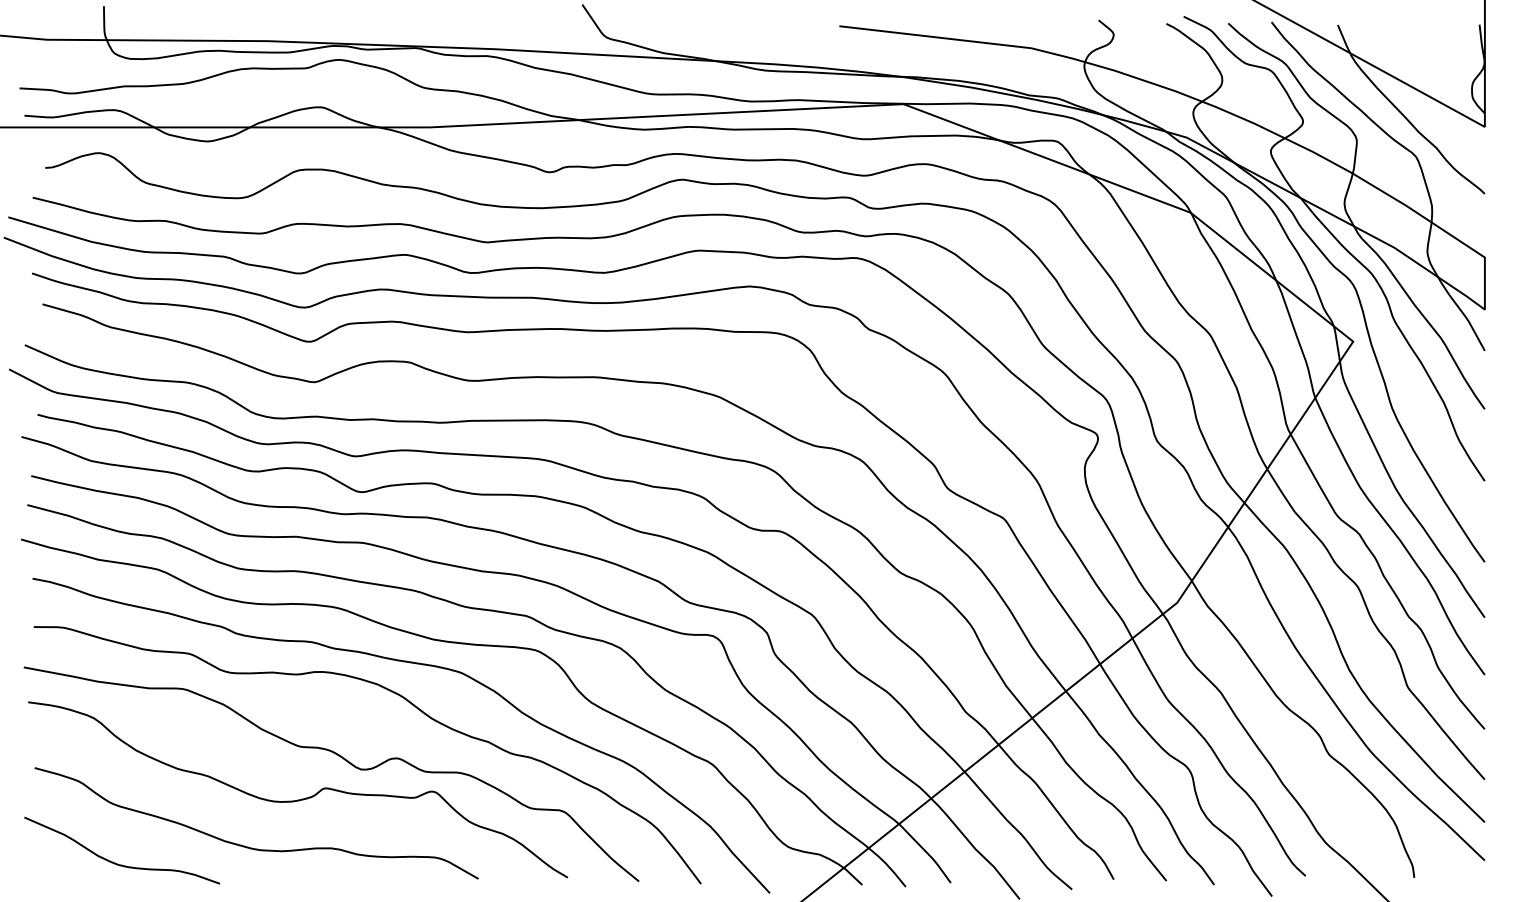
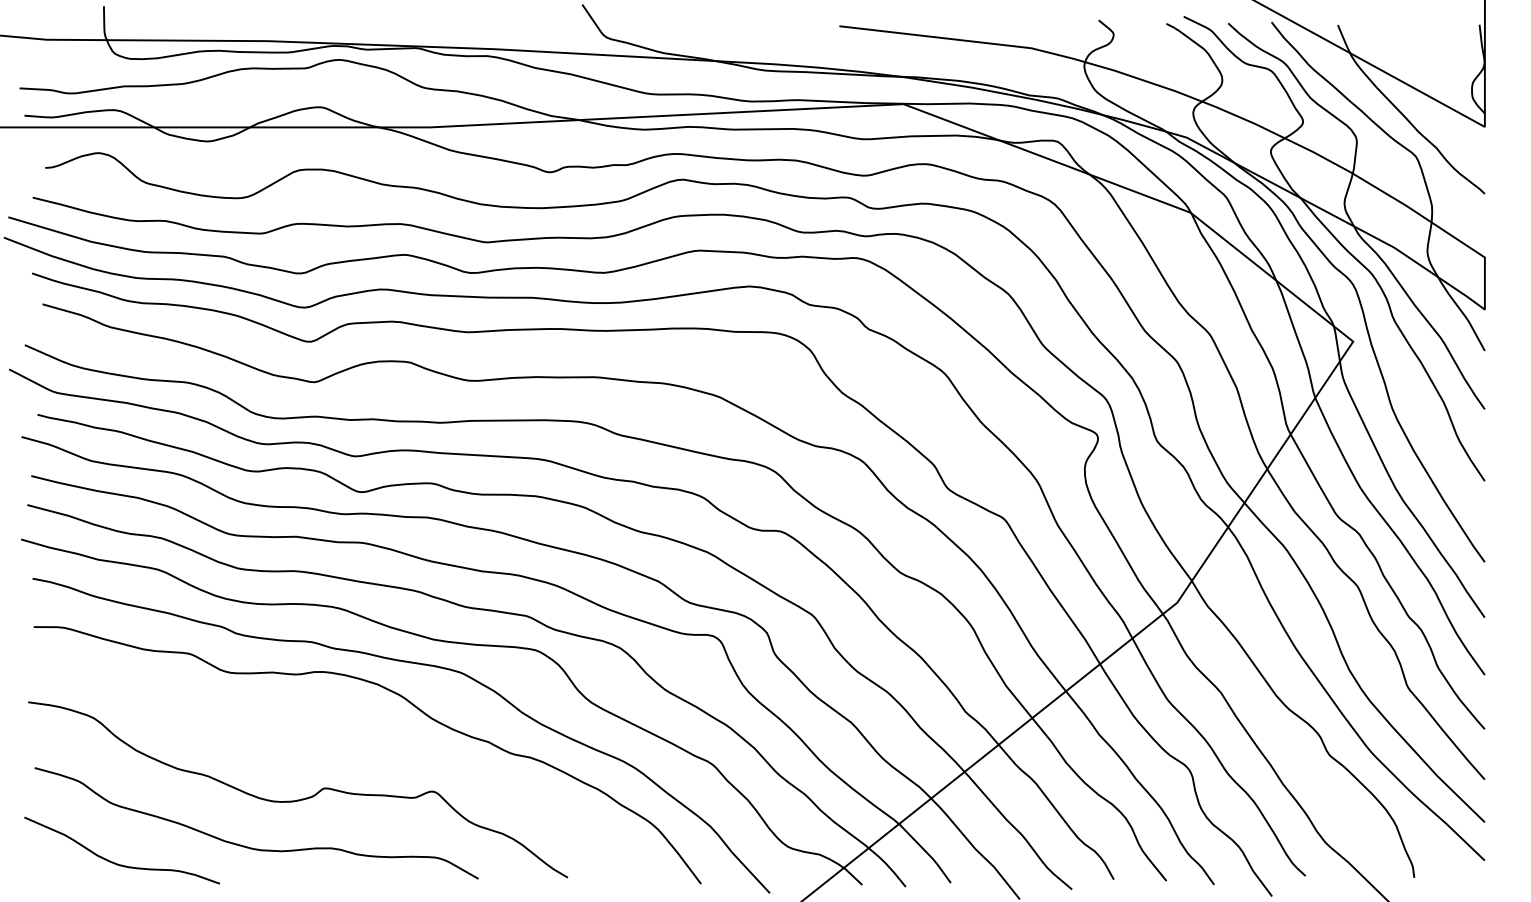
curve: present -> none (341, 758)
